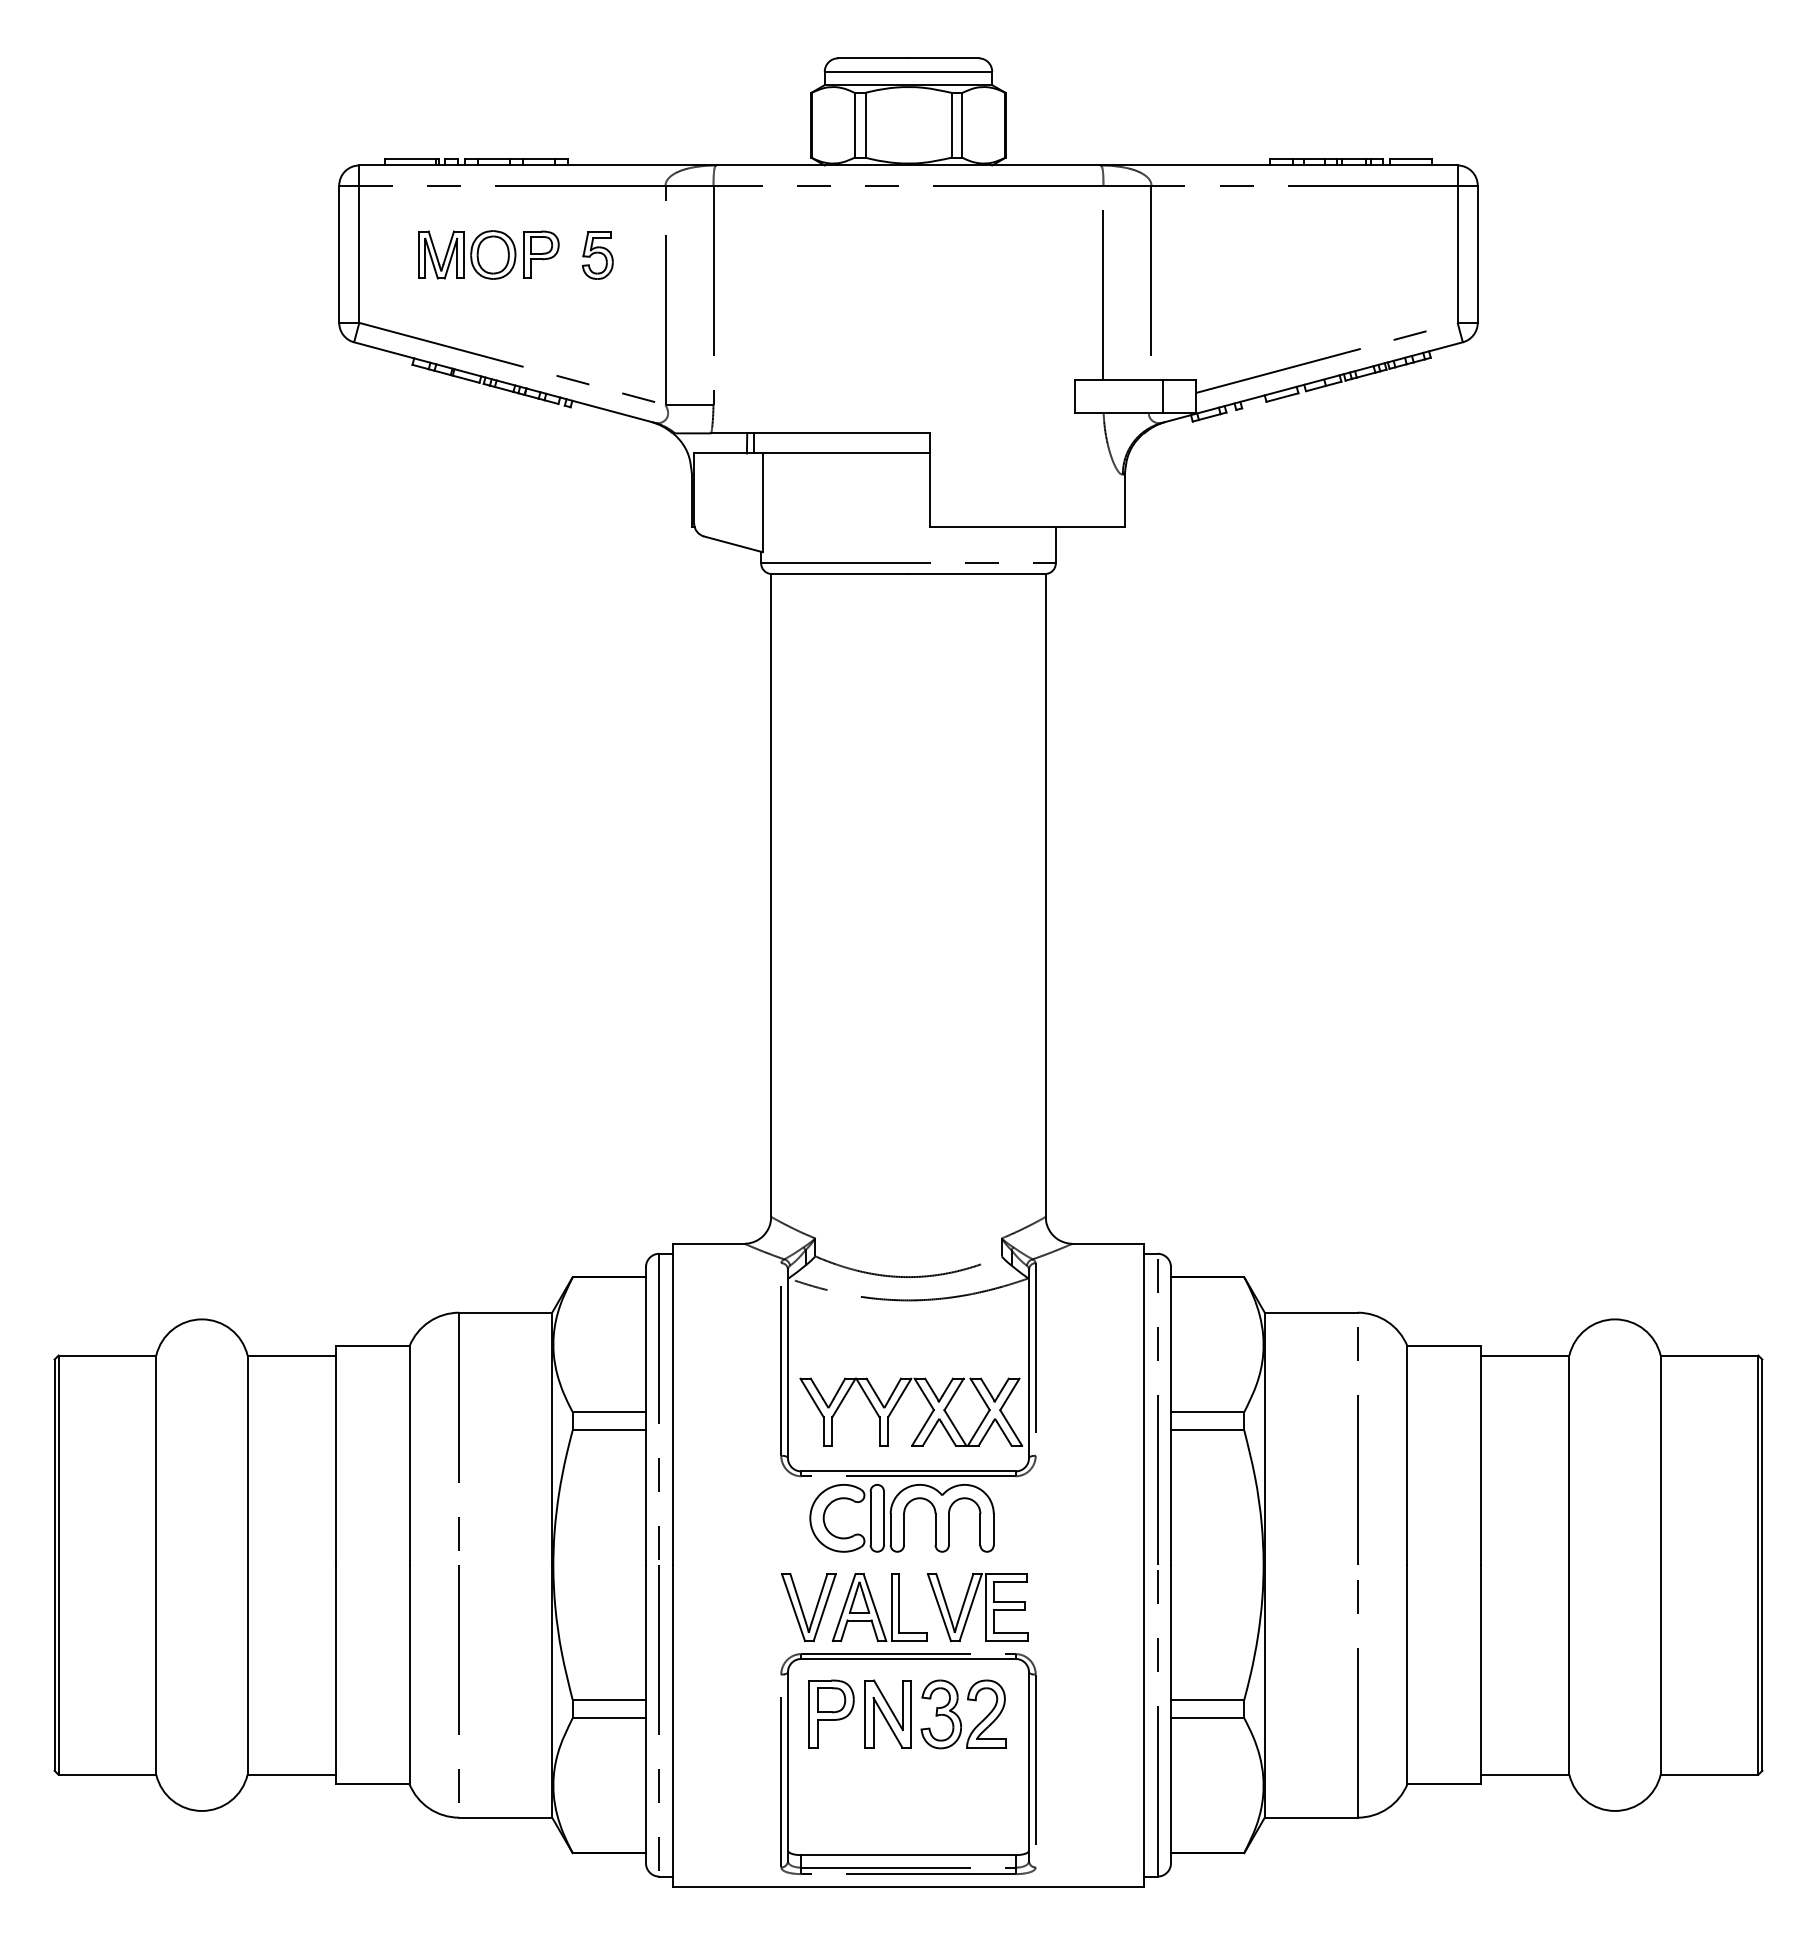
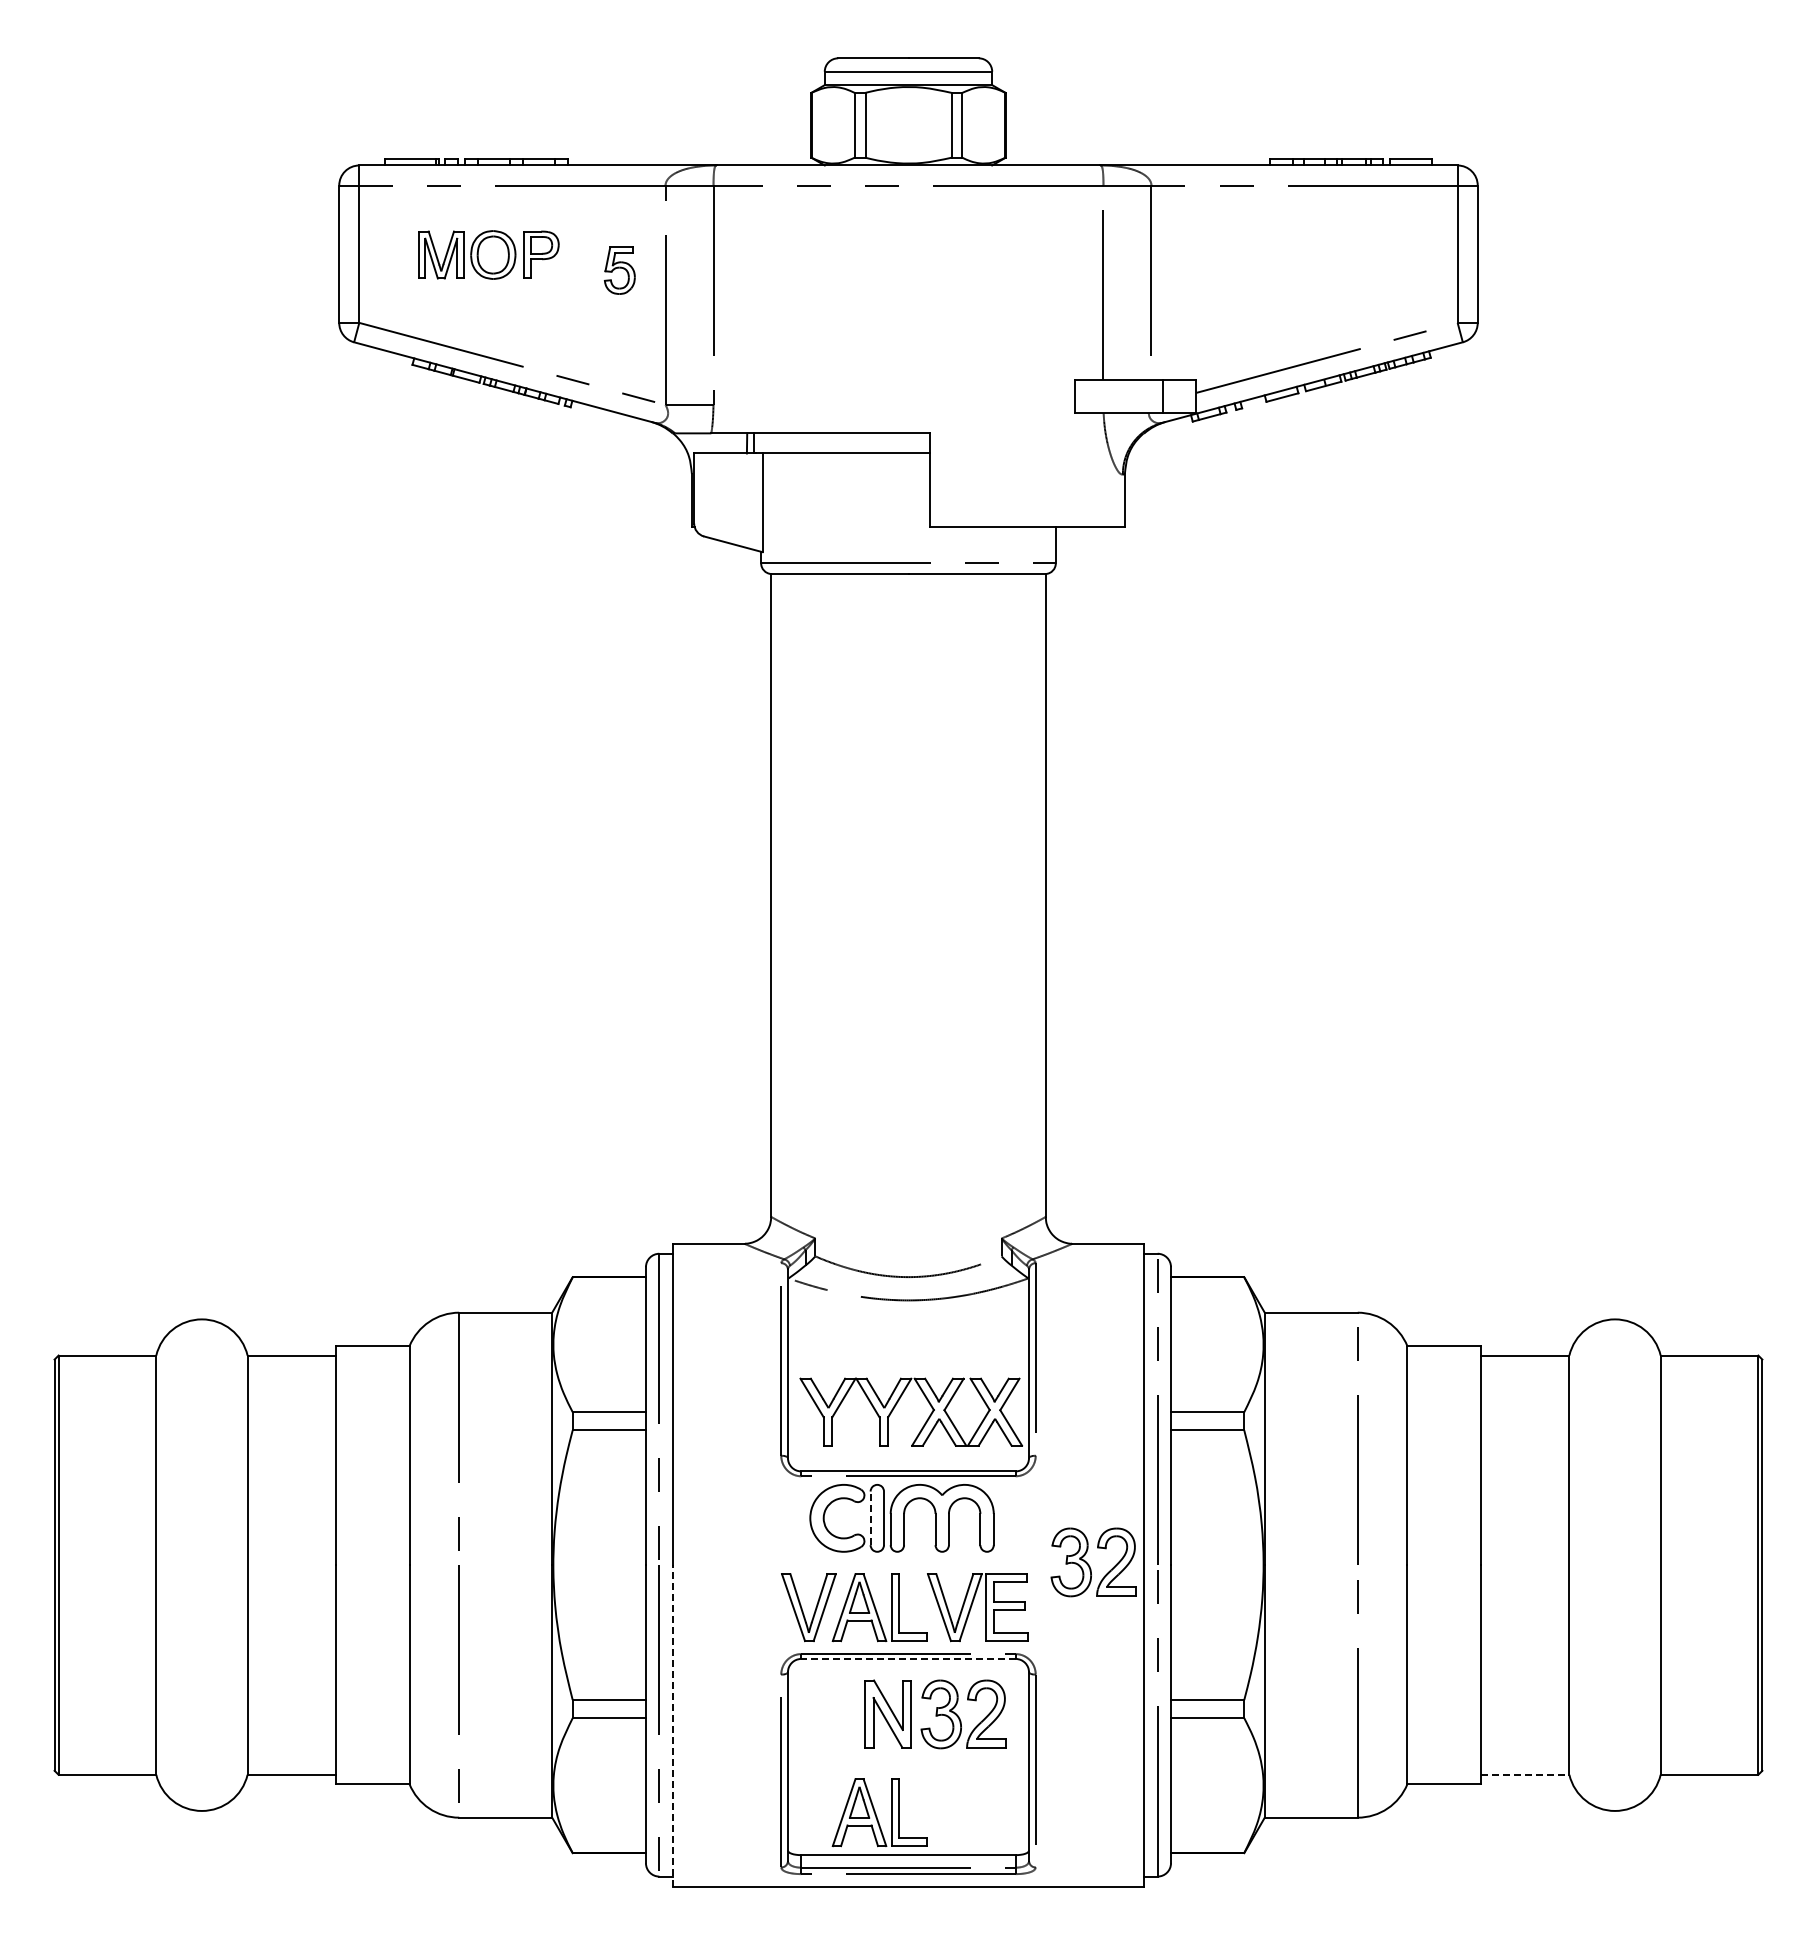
part position: (597, 255) -> (619, 270) (619, 270)
line: solid -> dashed (870, 1518)
part: none -> present (1093, 1562)
line: solid -> dashed (907, 1658)
part: present -> none (831, 1713)
line: solid -> dashed (672, 1725)
line: solid -> dashed (1525, 1774)
part: none -> present (879, 1812)
